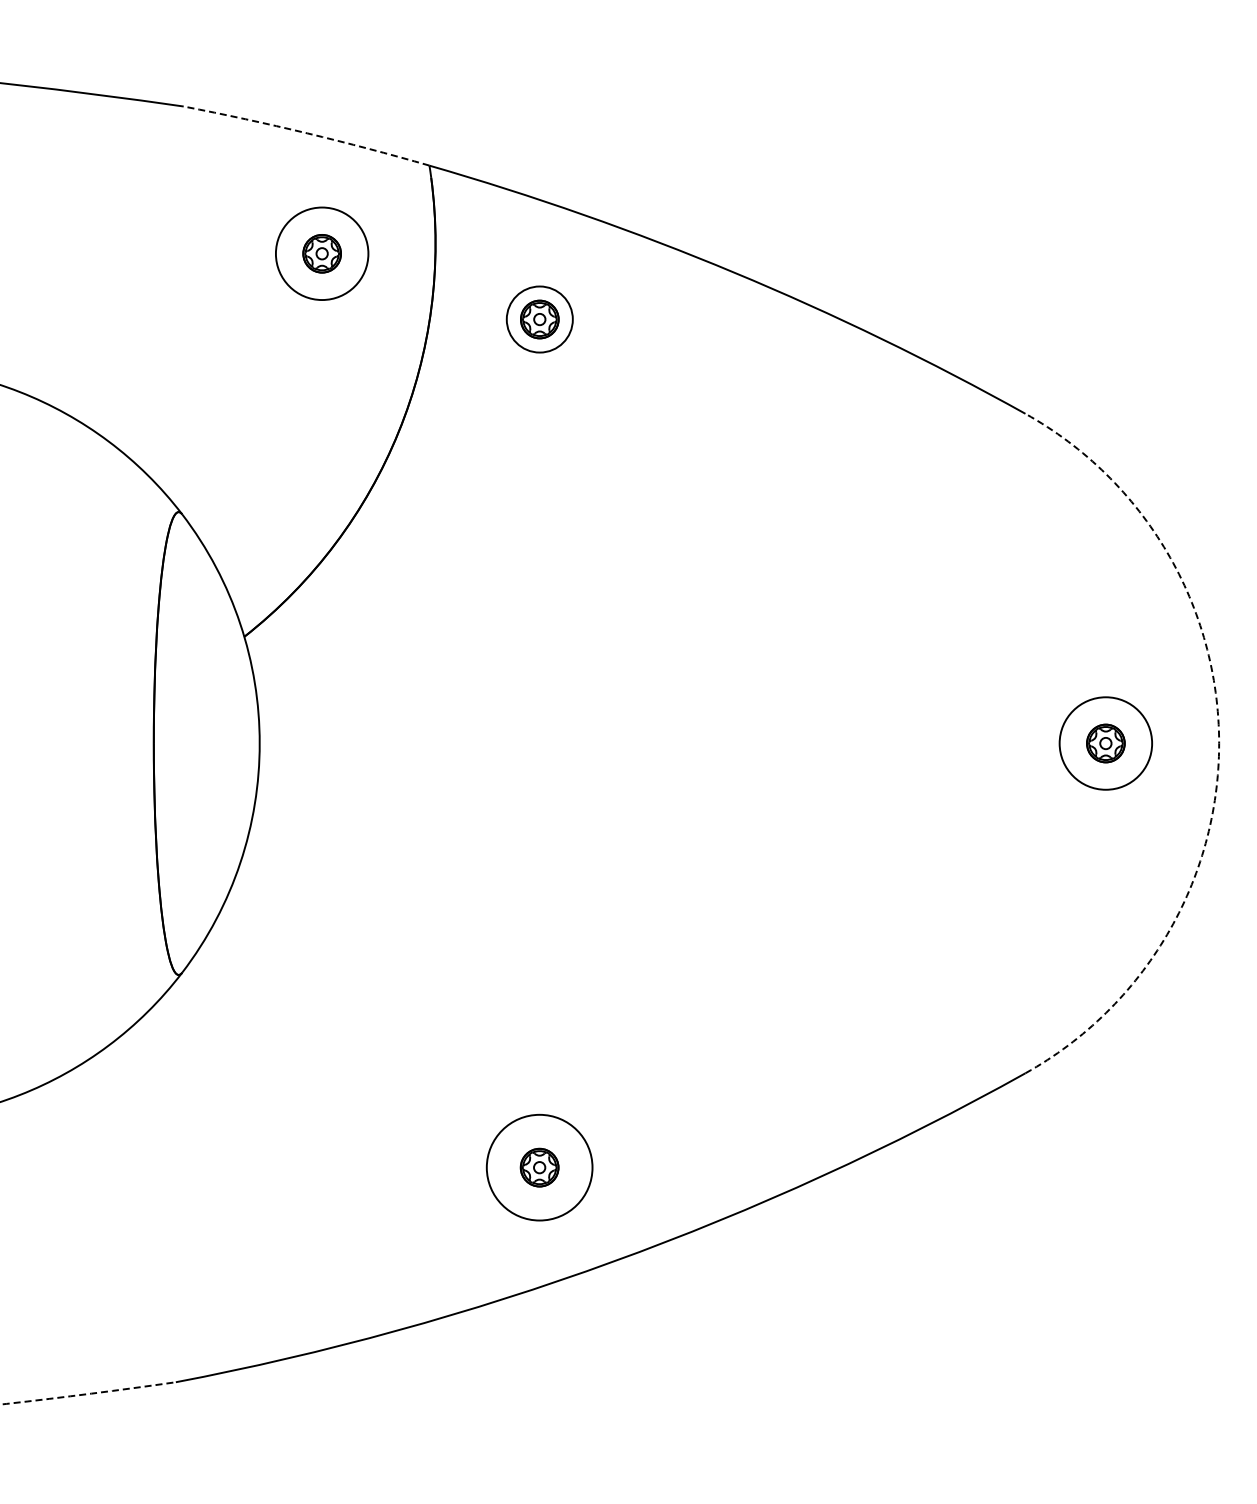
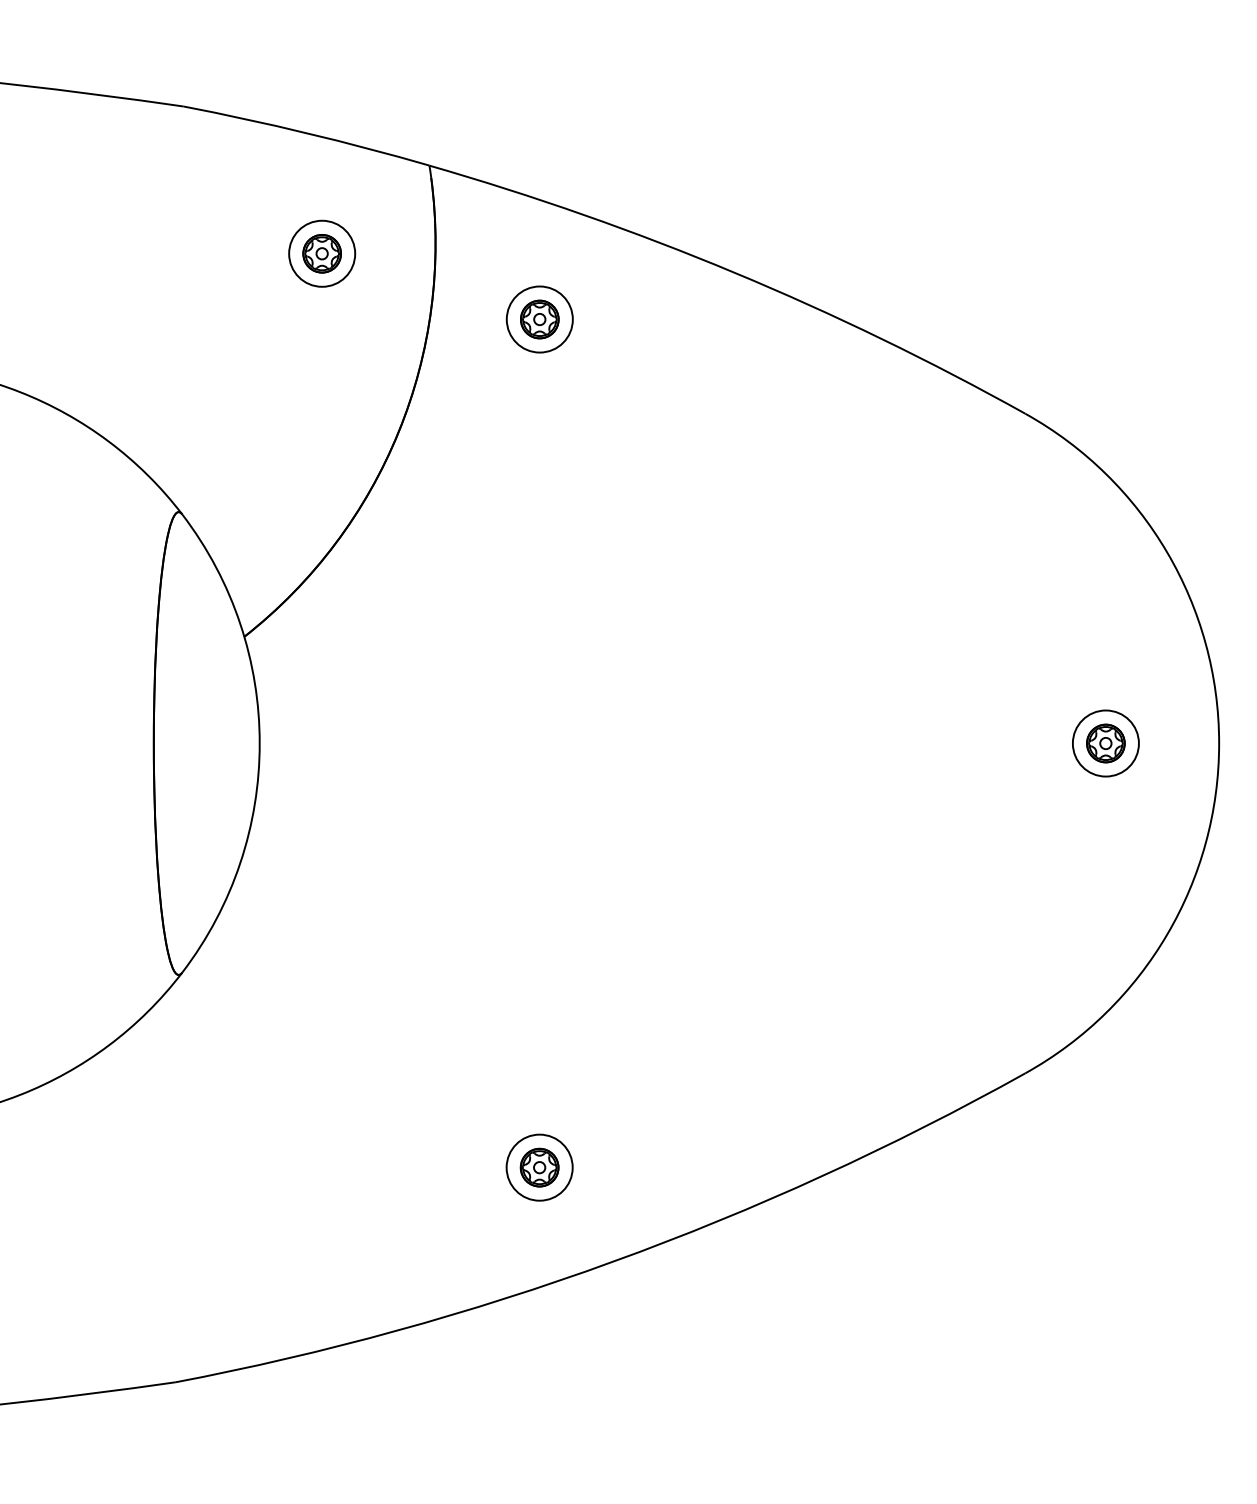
arc: dashed -> solid (307, 133)
circle diameter: 92 px -> 66 px (322, 253)
circle diameter: 92 px -> 66 px (1105, 743)
arc: dashed -> solid (1219, 743)
circle diameter: 106 px -> 66 px (539, 1167)
arc: dashed -> solid (88, 1394)
